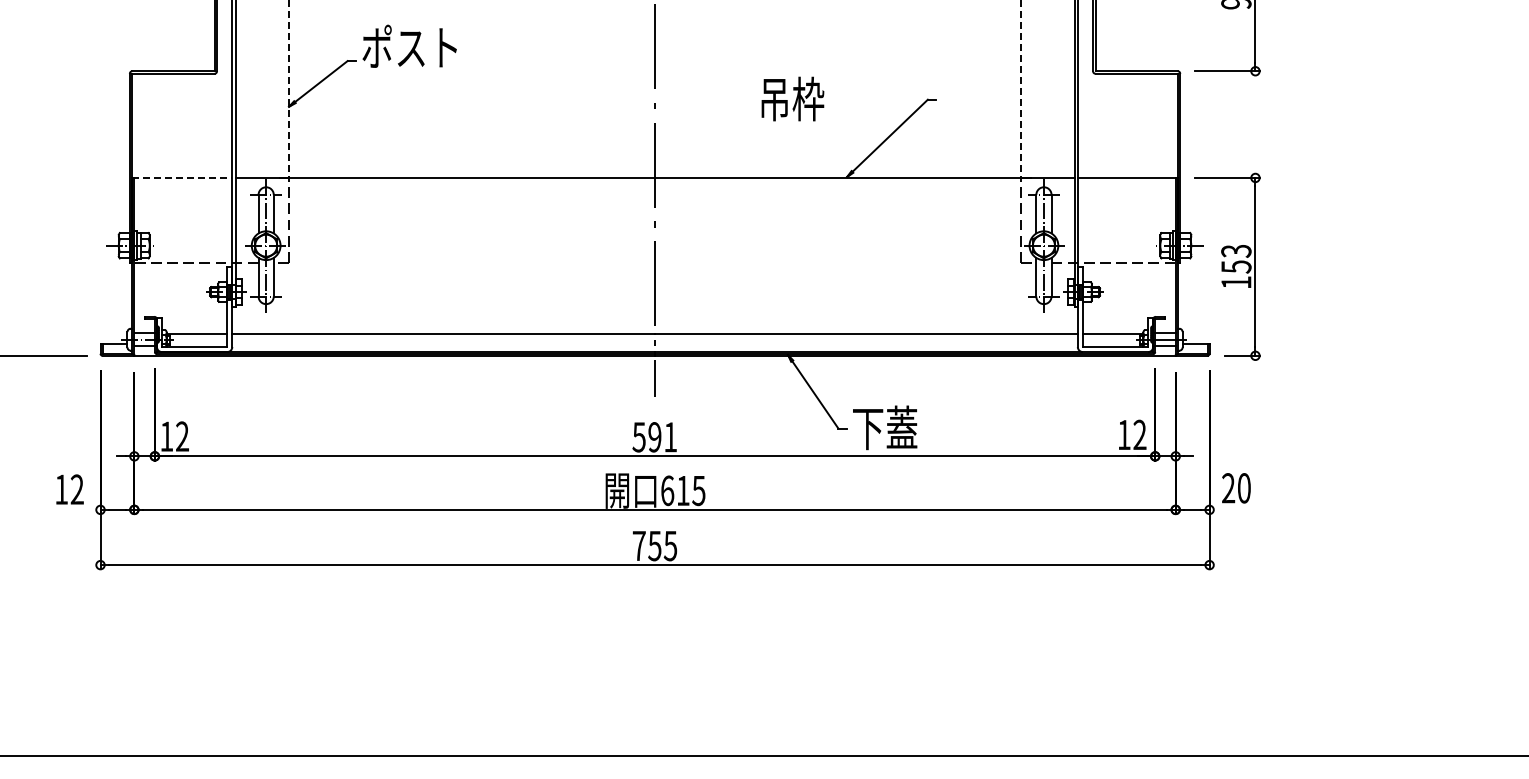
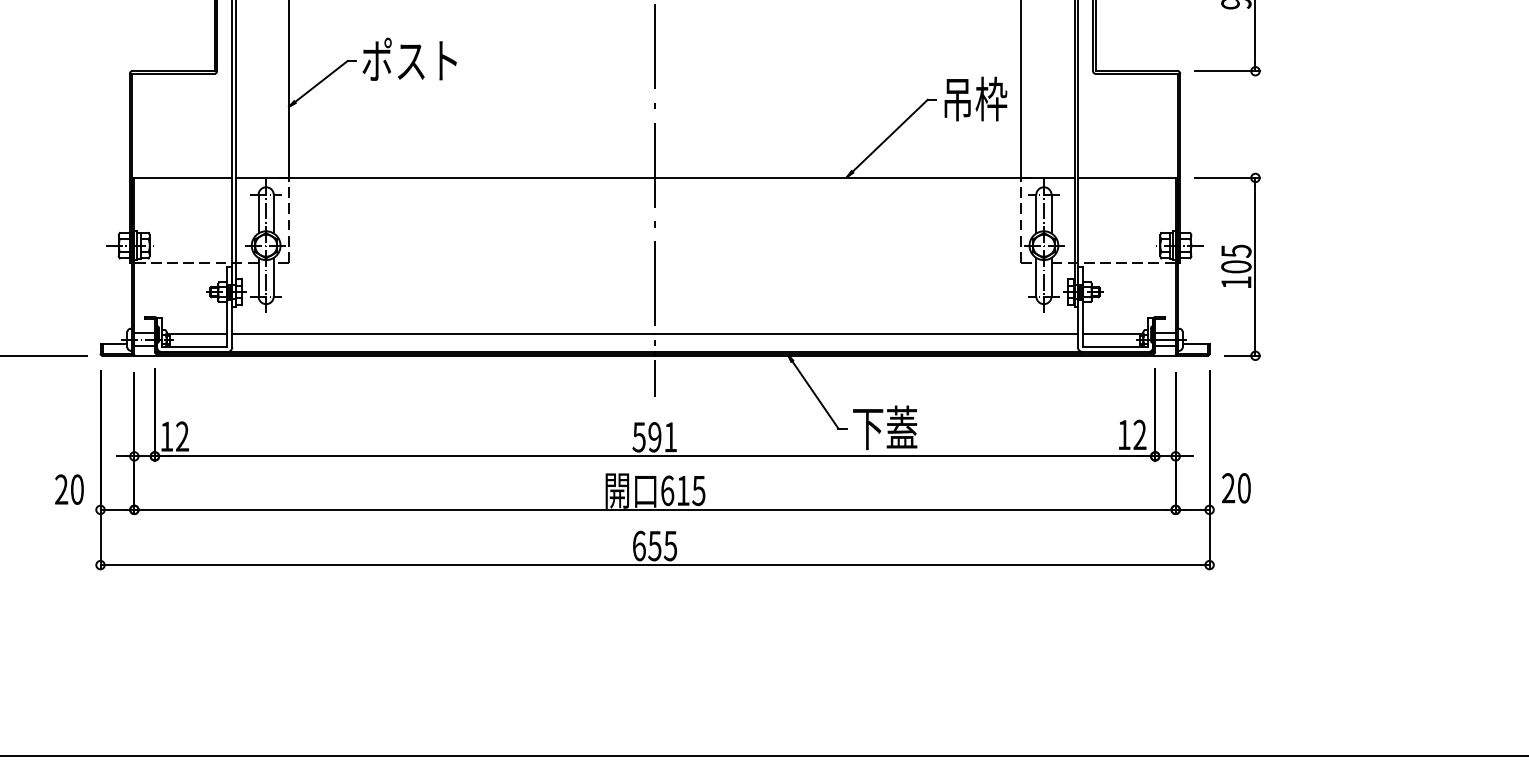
text position: (409, 45) -> (409, 58) (409, 58)
line: dashed -> solid (289, 89)
line: dashed -> solid (1021, 89)
text position: (792, 98) -> (975, 98) (975, 98)
line: dashed -> solid (182, 177)
text: 153 -> 105 (1236, 258)
text: 12 -> 20 (69, 489)
text: 755 -> 655 (638, 545)
